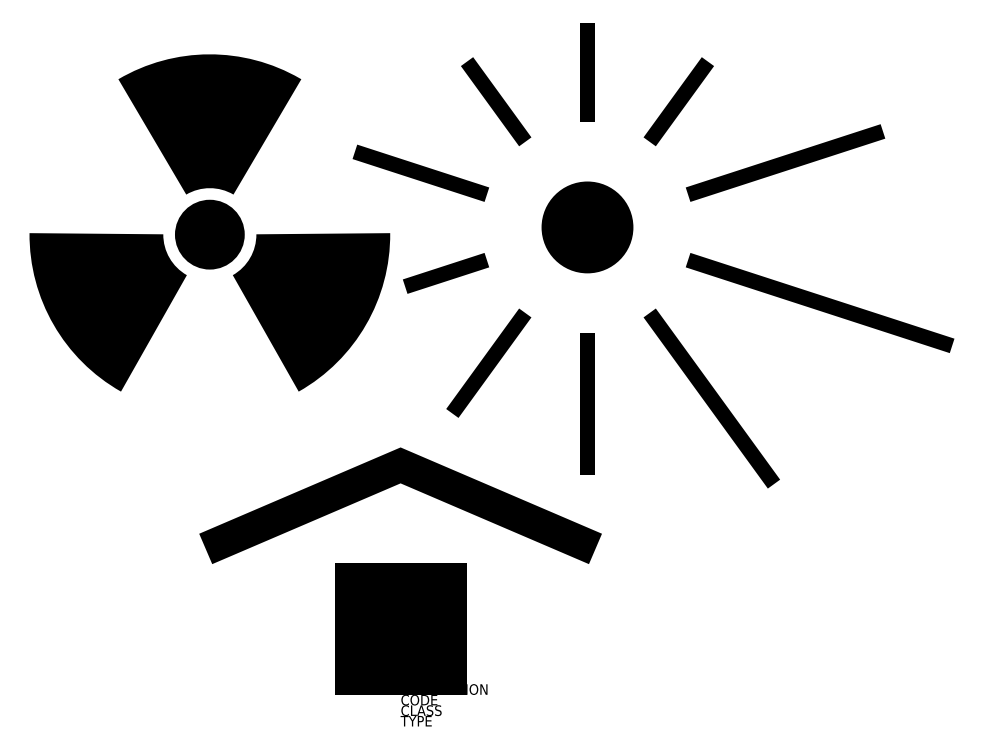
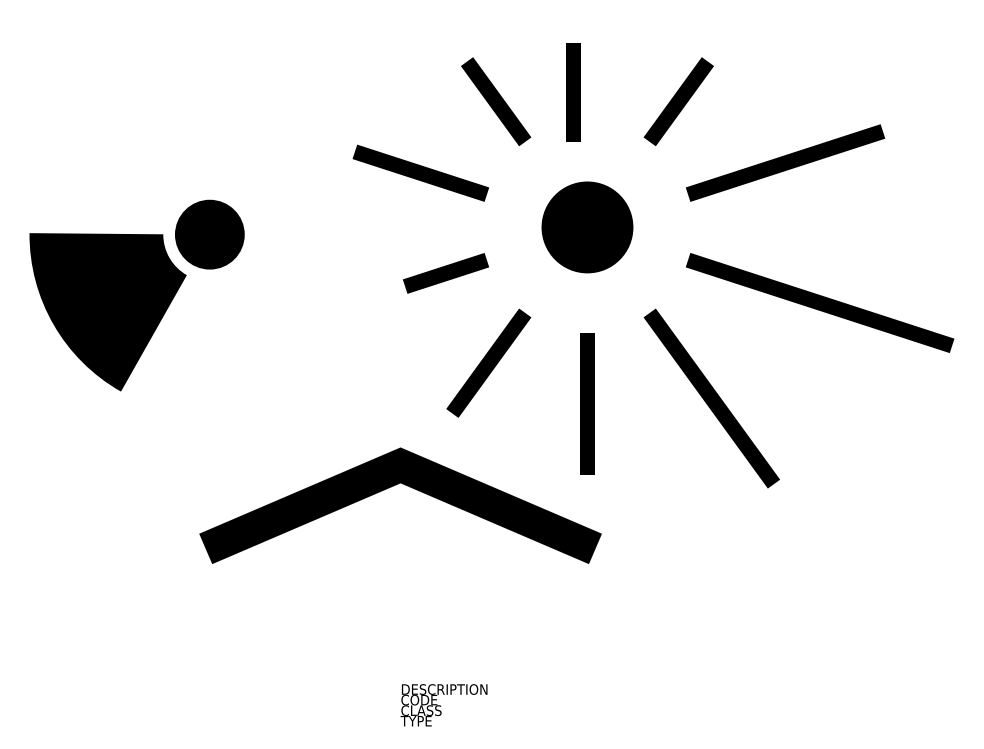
line position: (587, 72) -> (573, 92) (573, 92)
fill: present -> none (209, 124)
part: present -> none (311, 312)
fill: present -> none (400, 628)
